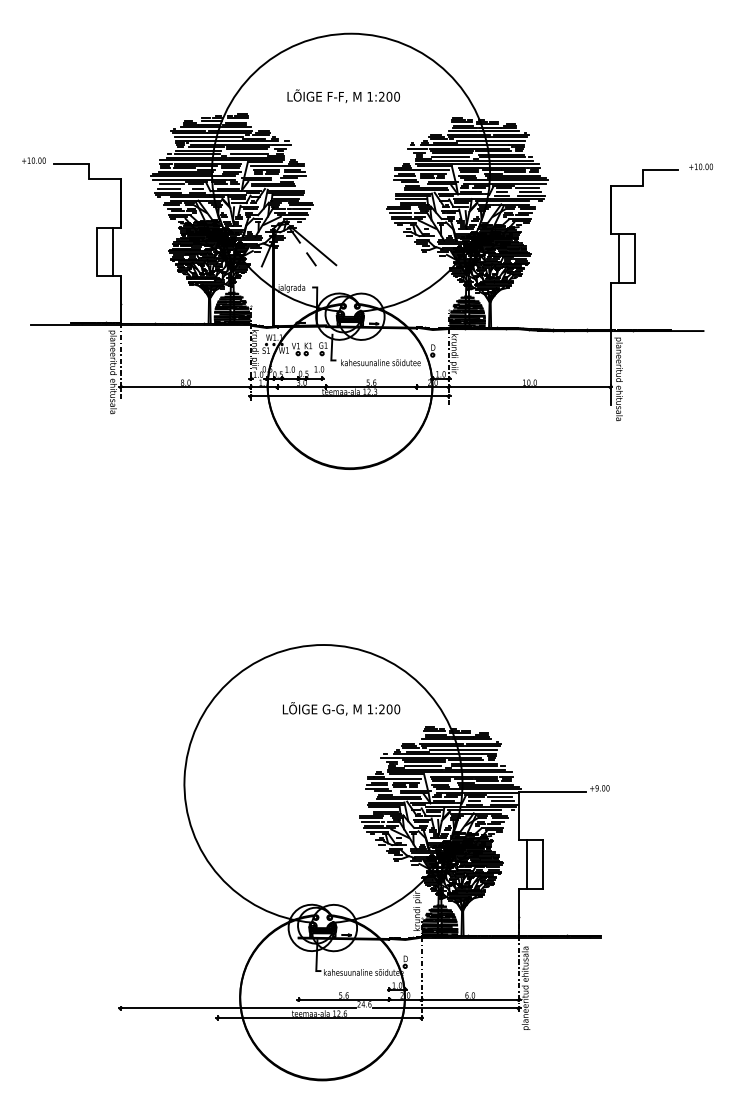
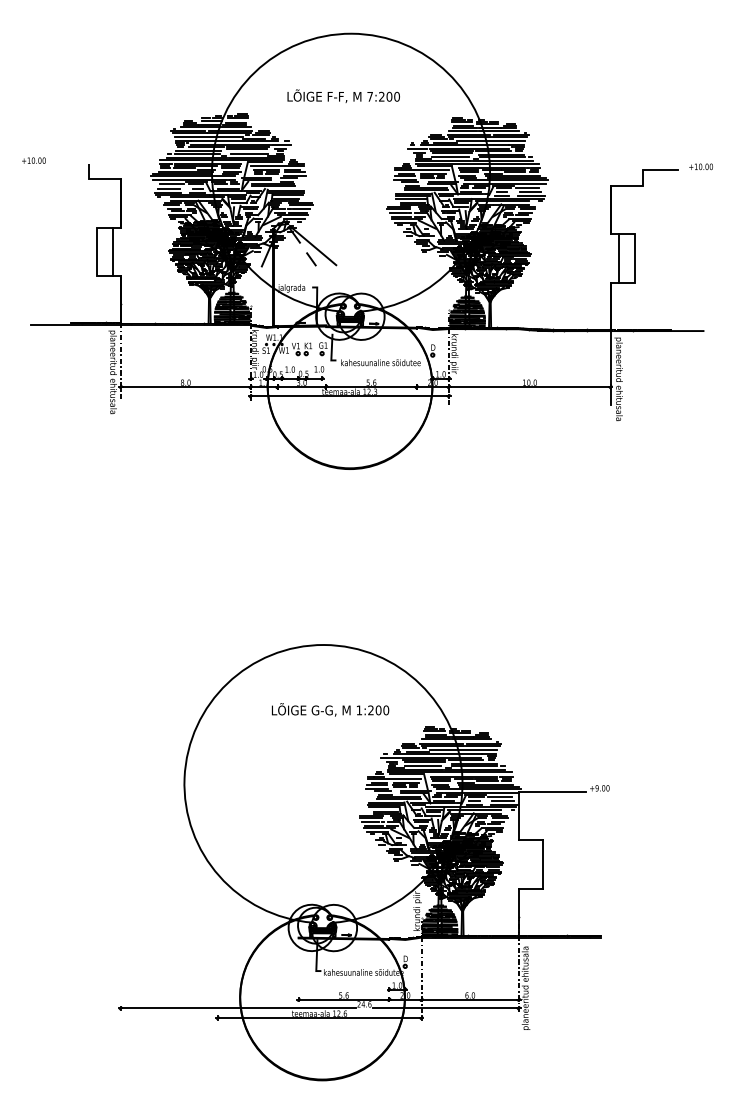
text: 1:200 -> 7:200 (369, 96)
line: present -> none (70, 163)
text position: (341, 708) -> (330, 709) (330, 709)
line: present -> none (526, 864)
